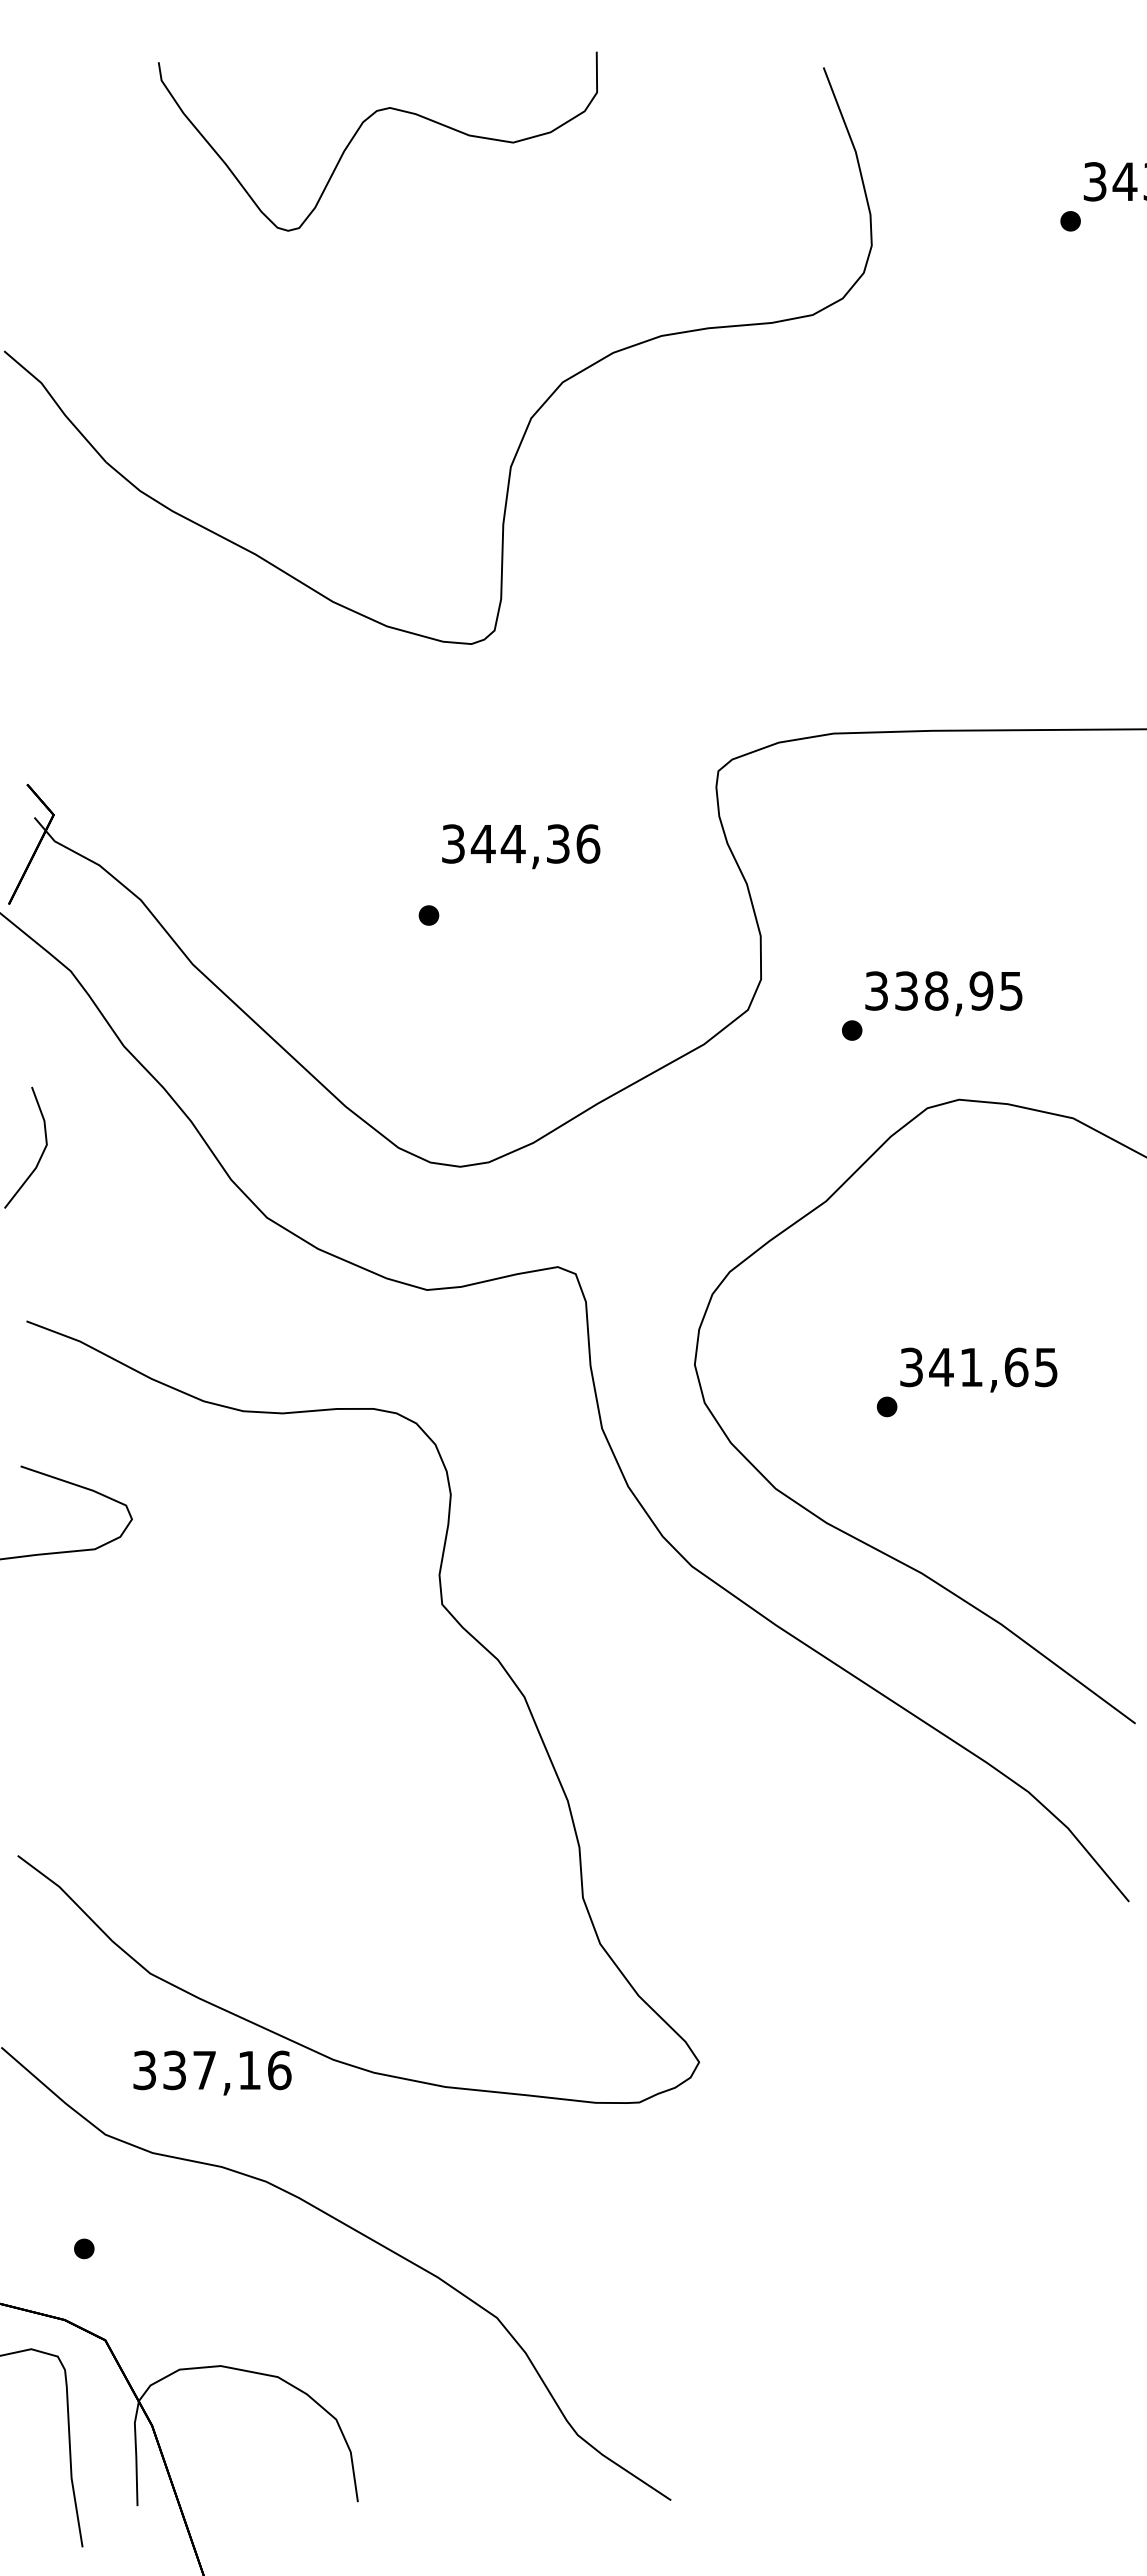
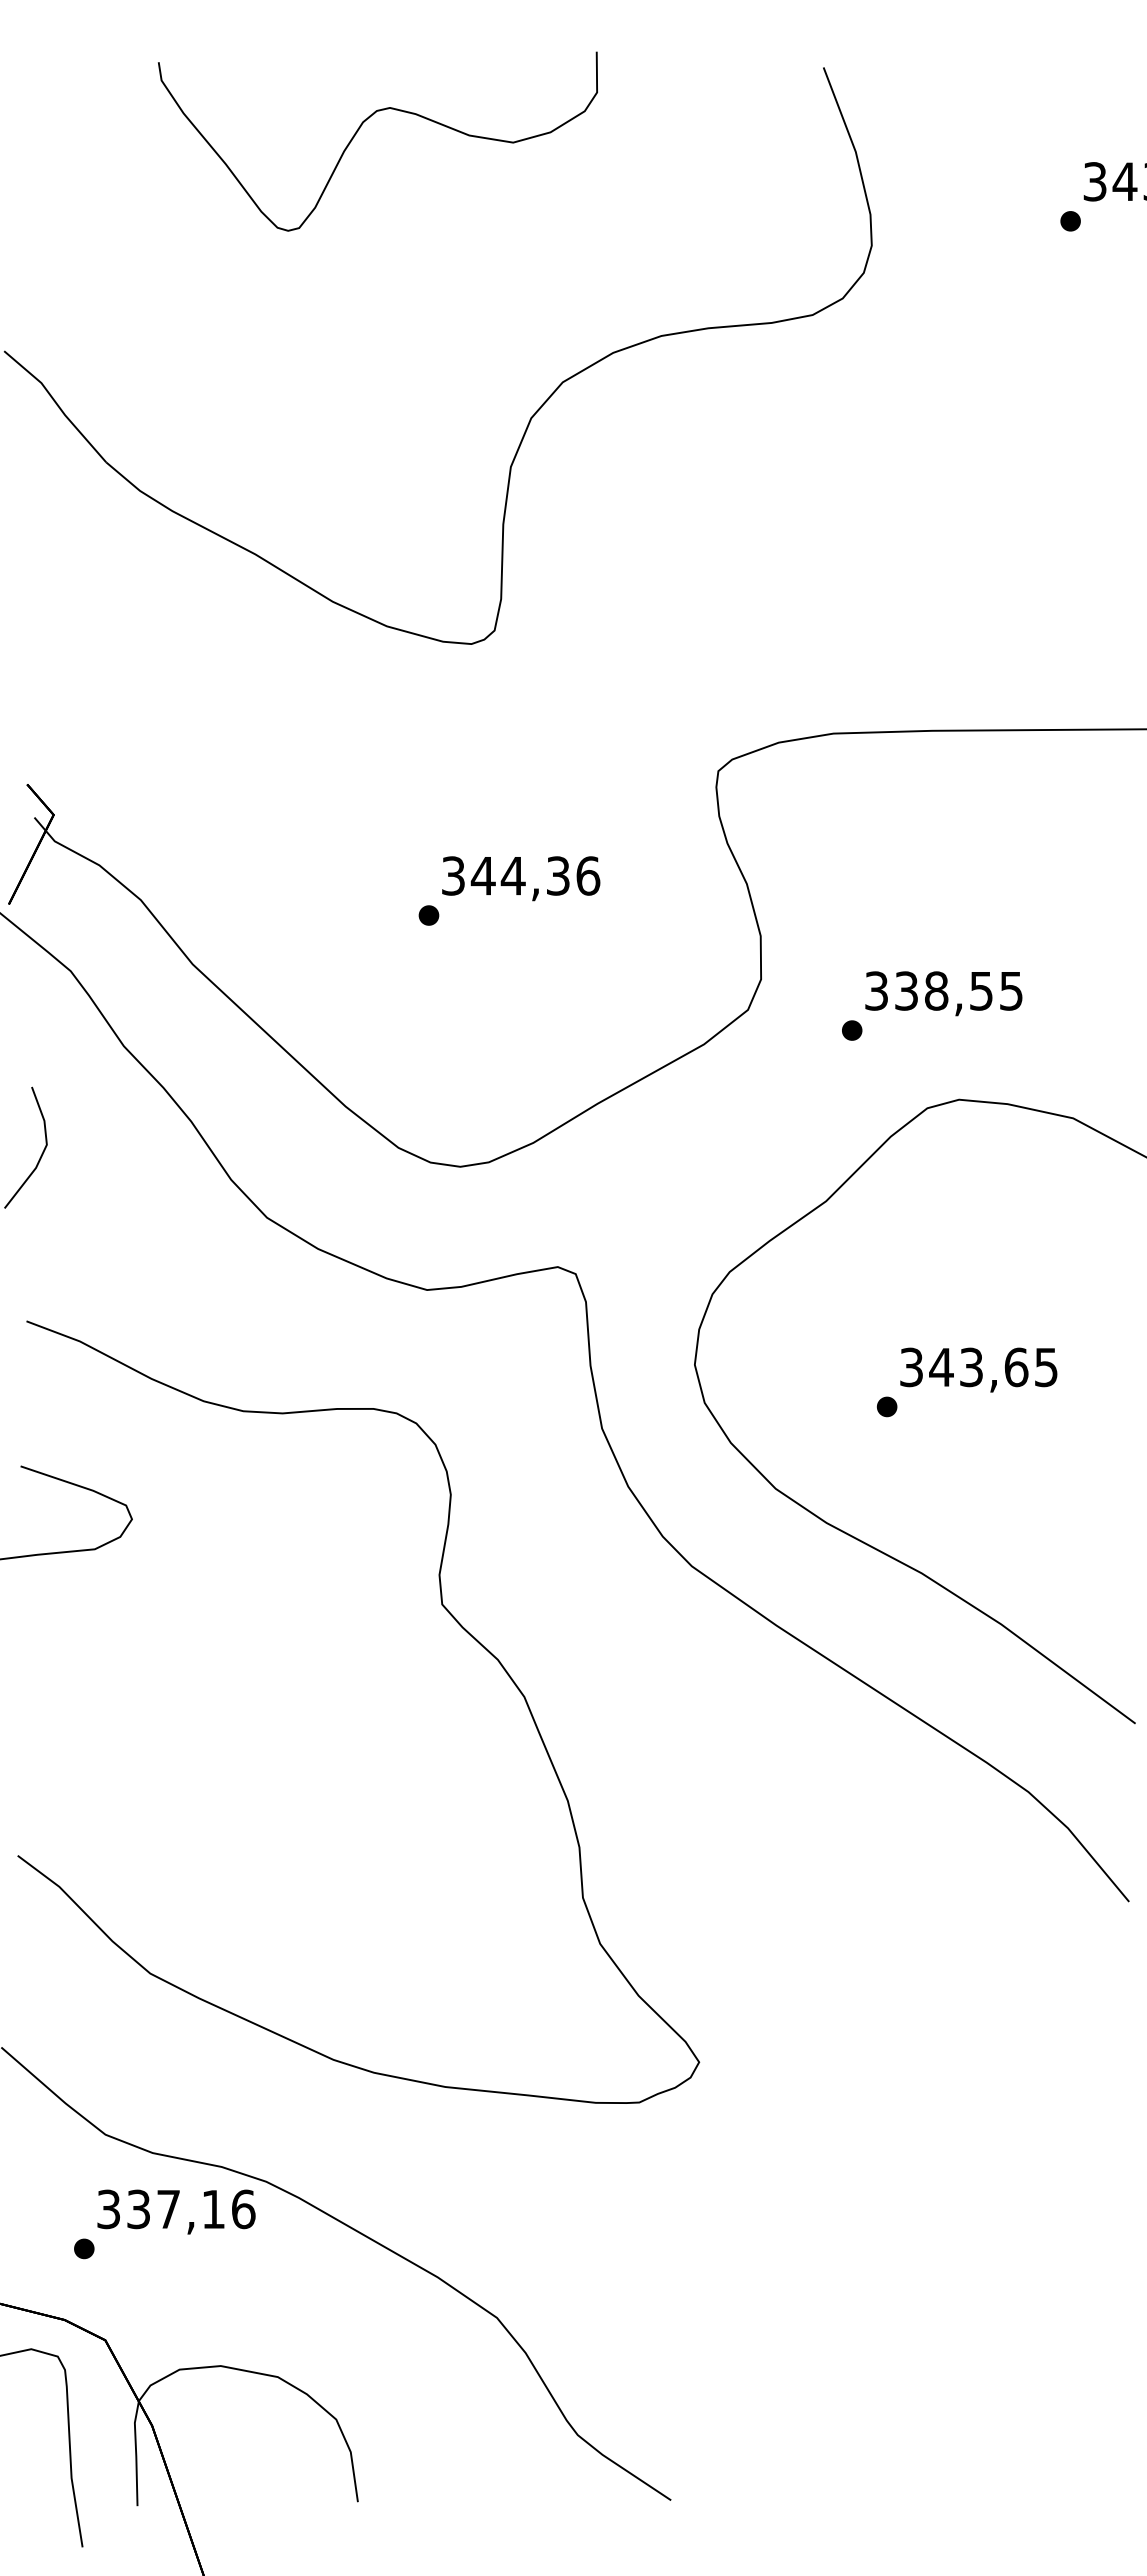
text position: (521, 846) -> (521, 878) (521, 878)
text: 338,95 -> 338,55 (981, 990)
text: 341,65 -> 343,65 (971, 1367)
text position: (212, 2072) -> (176, 2211) (176, 2211)
